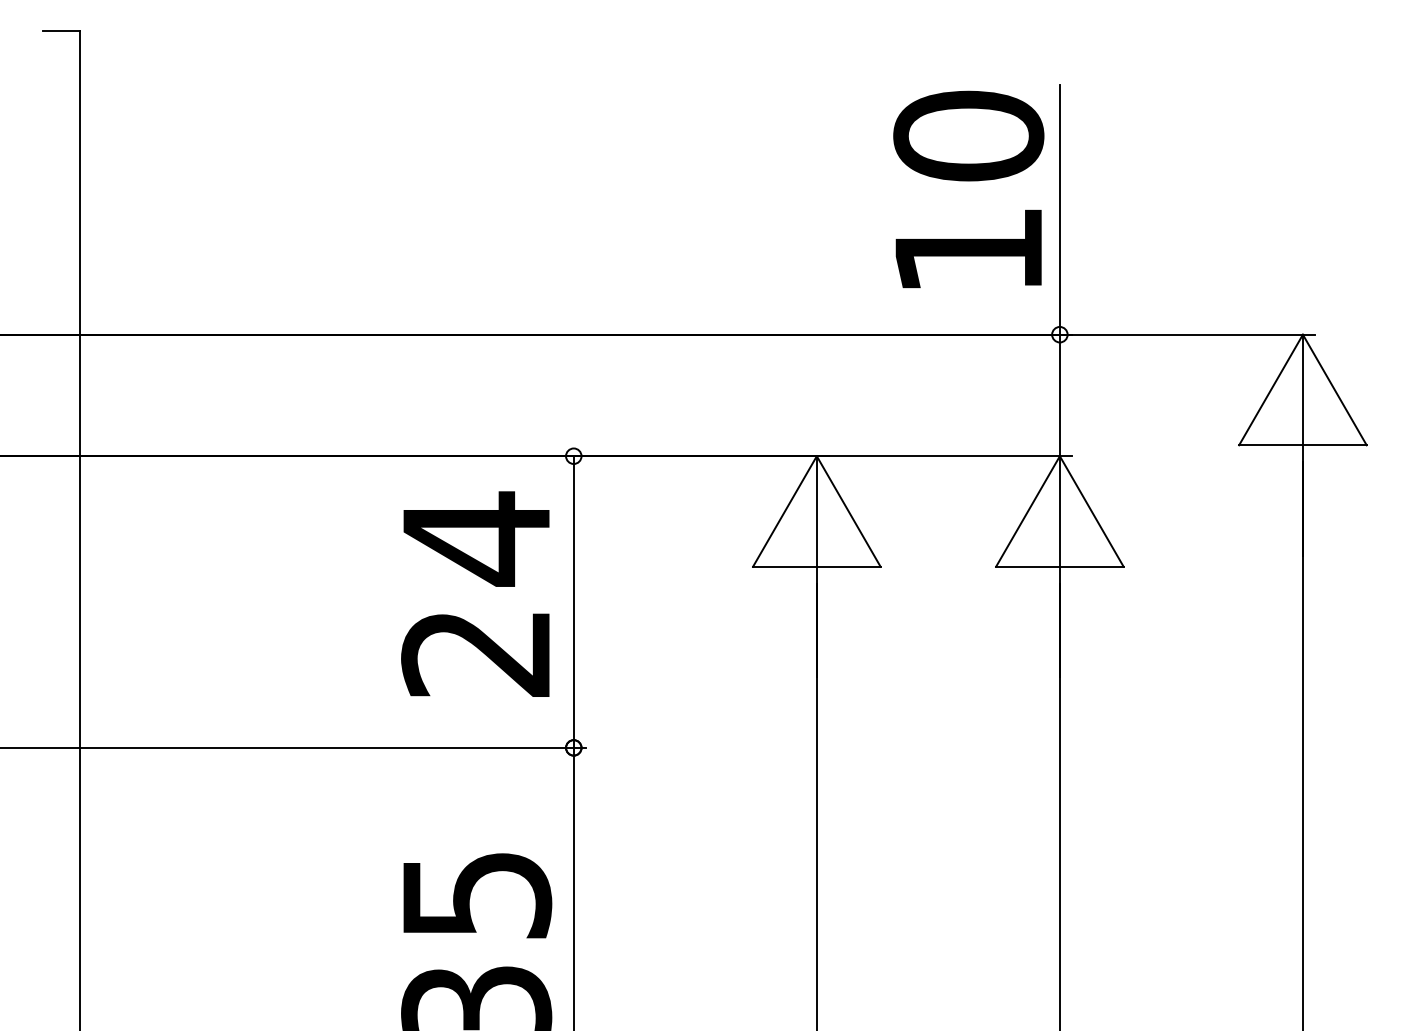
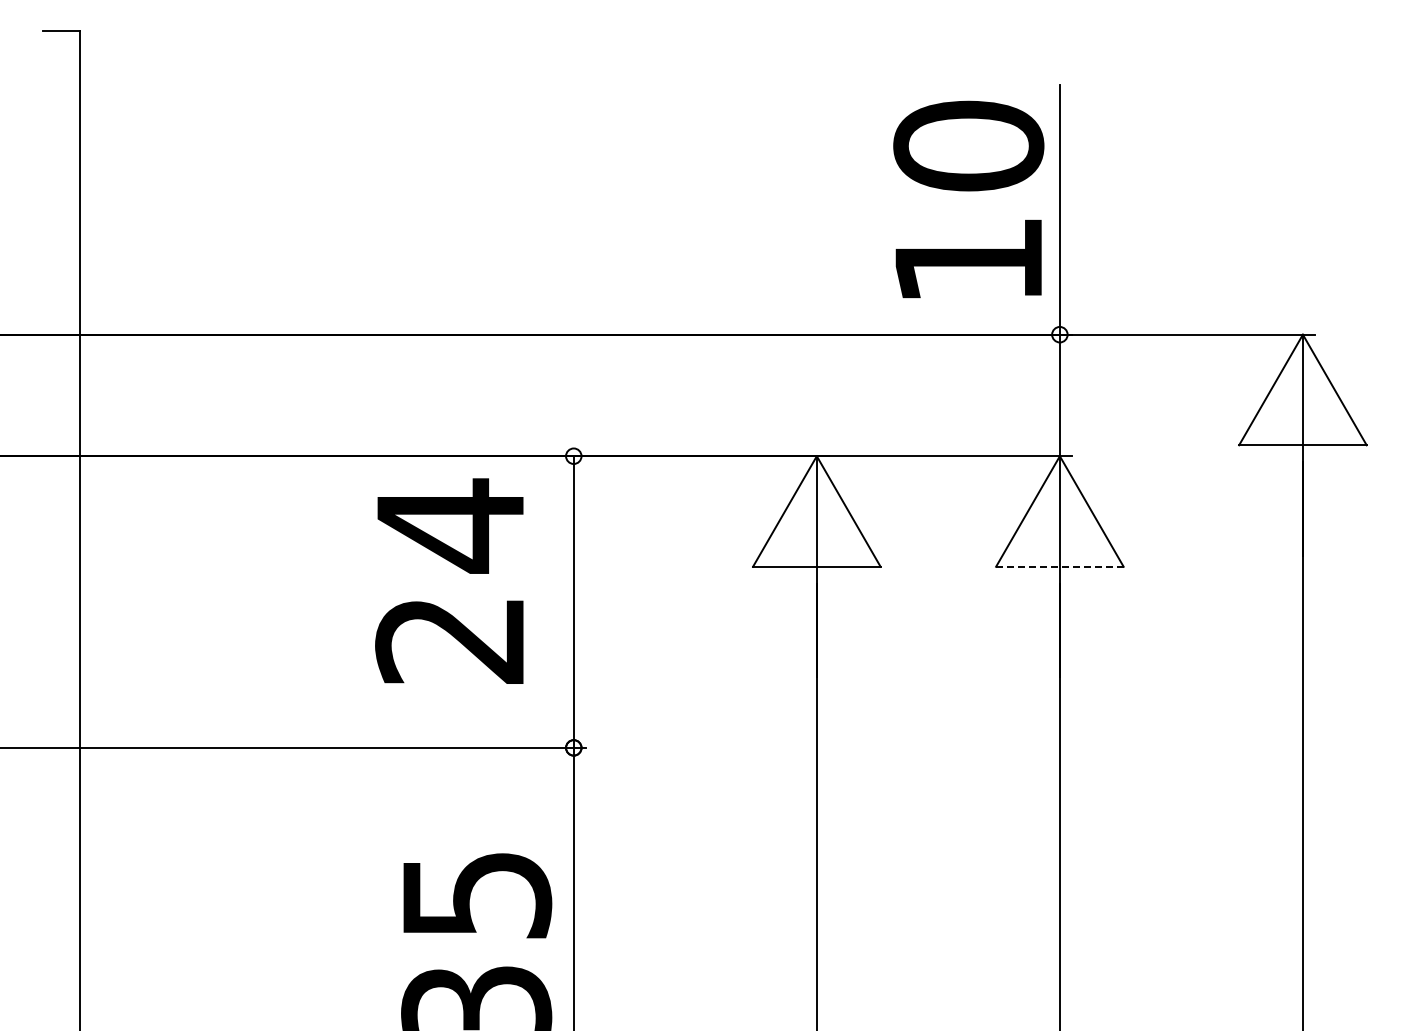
text position: (968, 189) -> (968, 199) (968, 199)
line: solid -> dashed (1059, 566)
text position: (475, 593) -> (449, 580) (449, 580)
